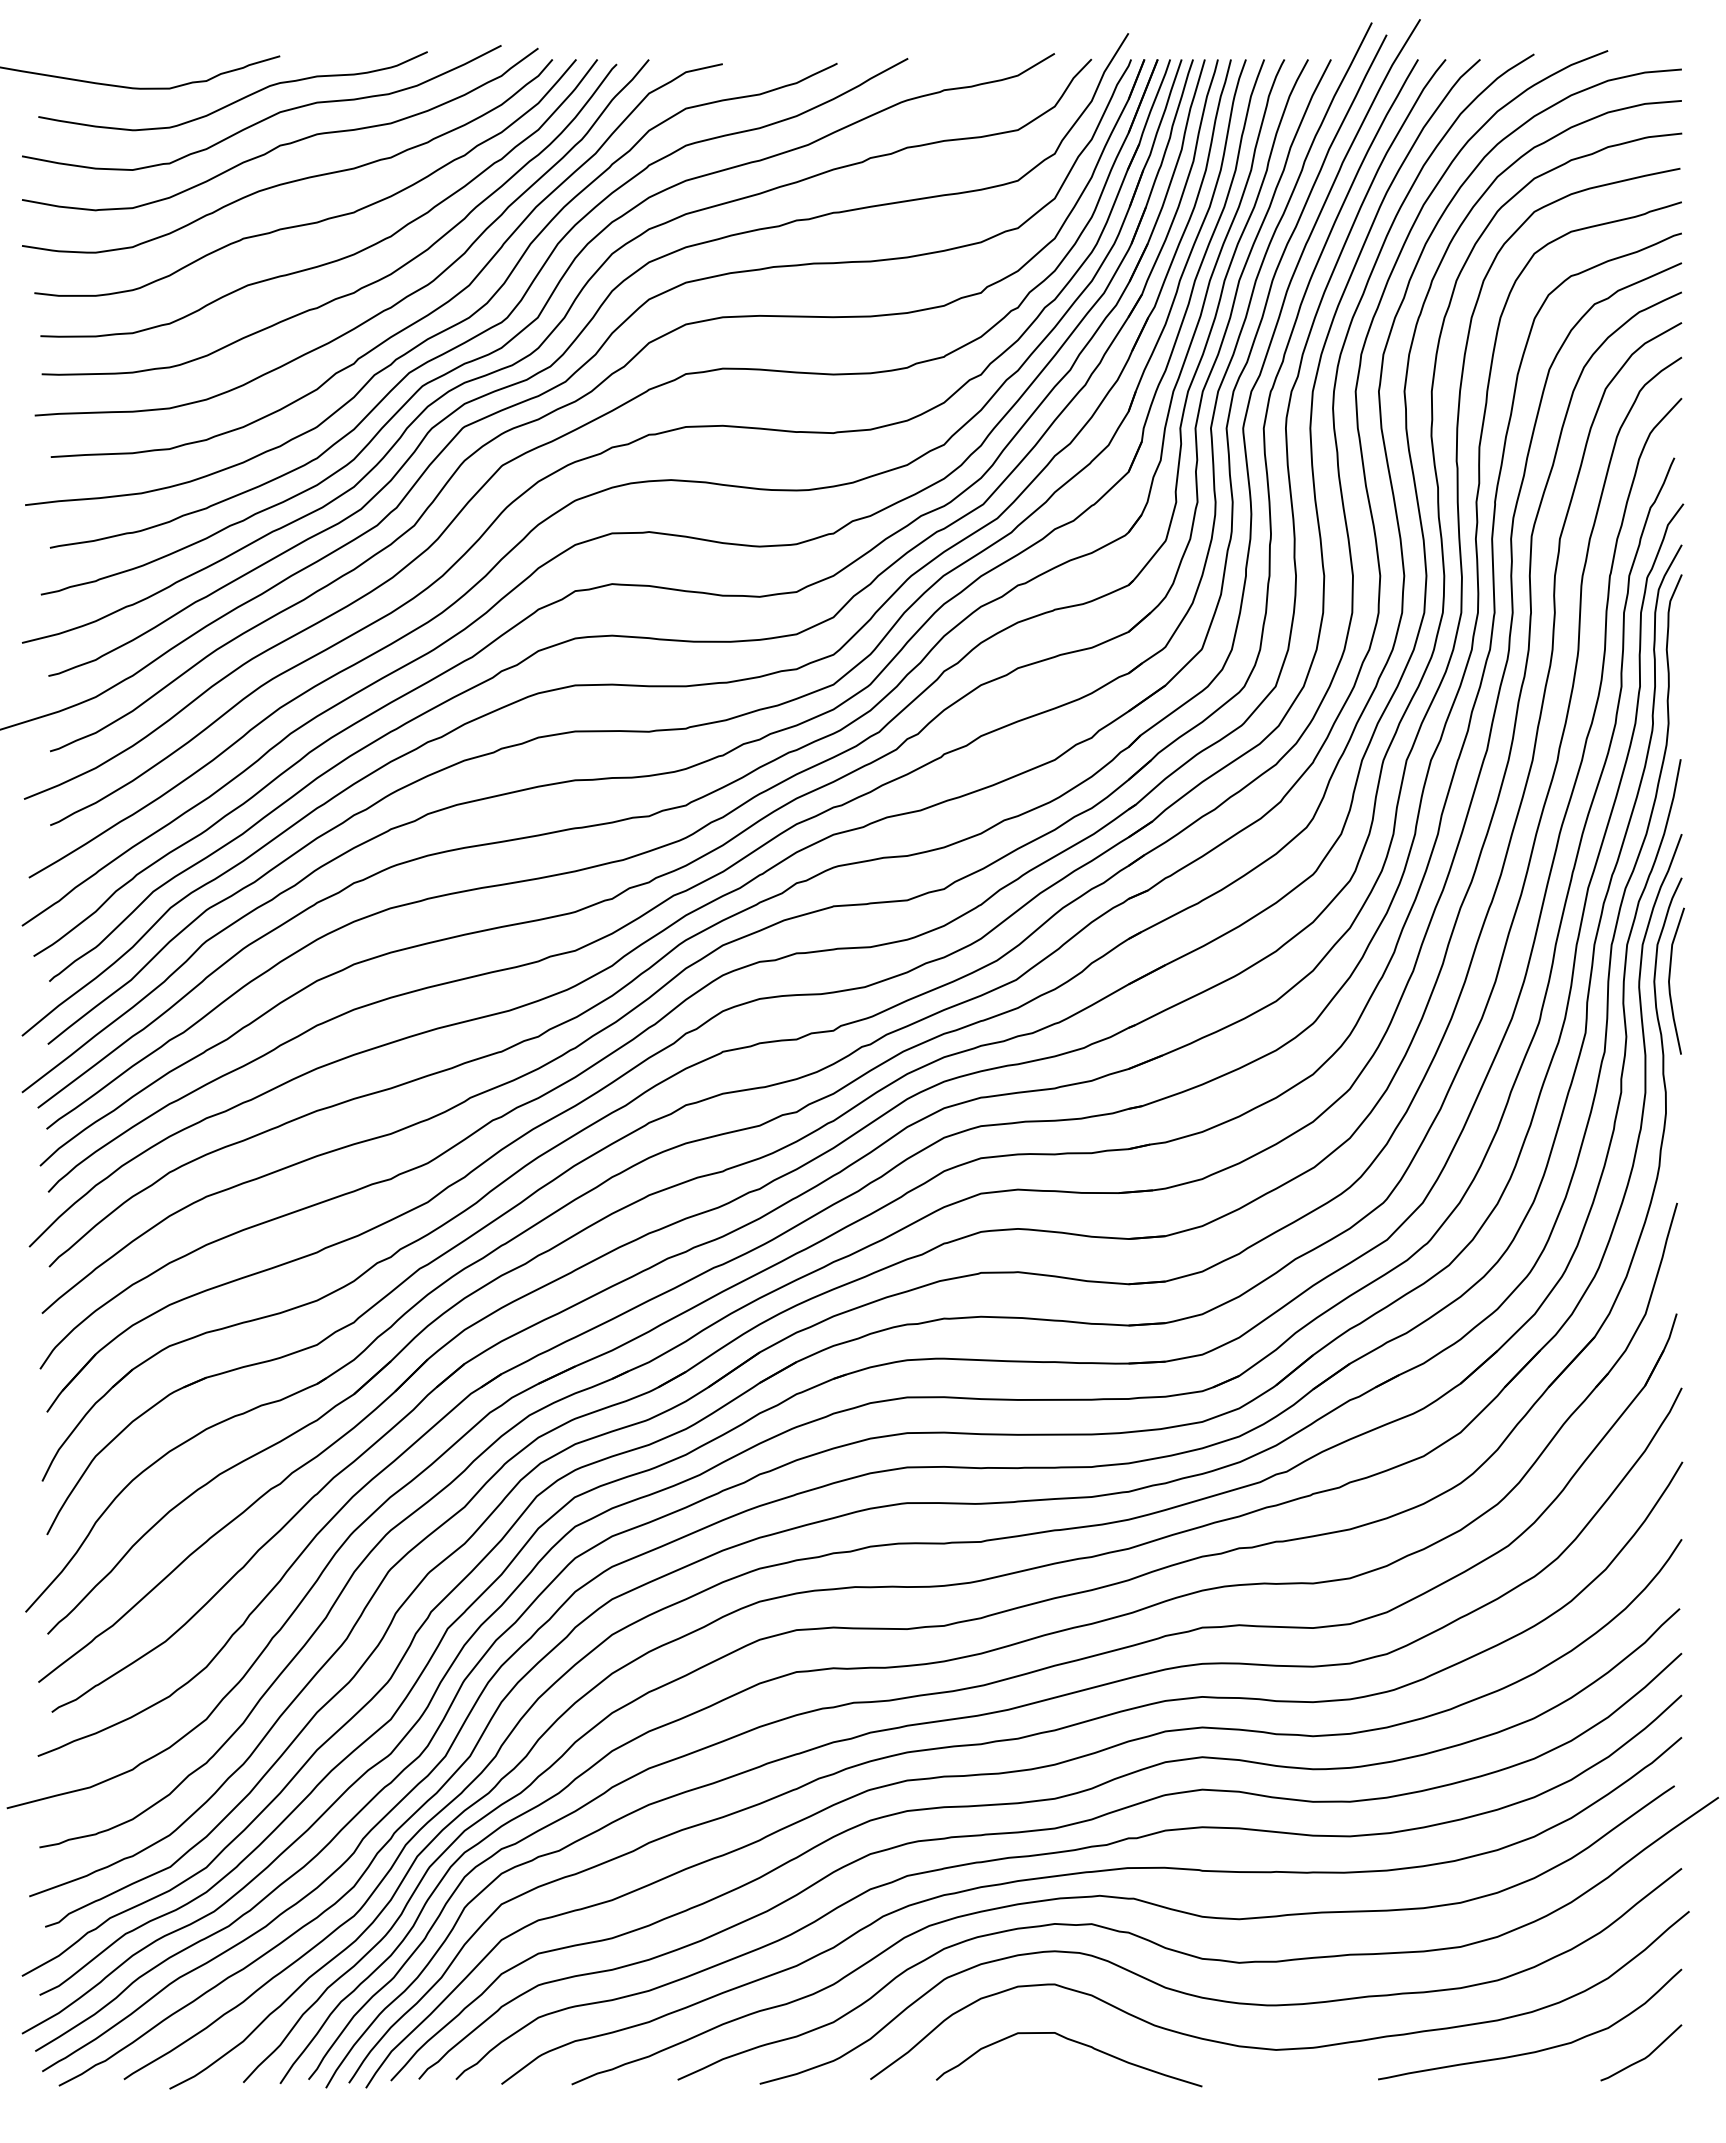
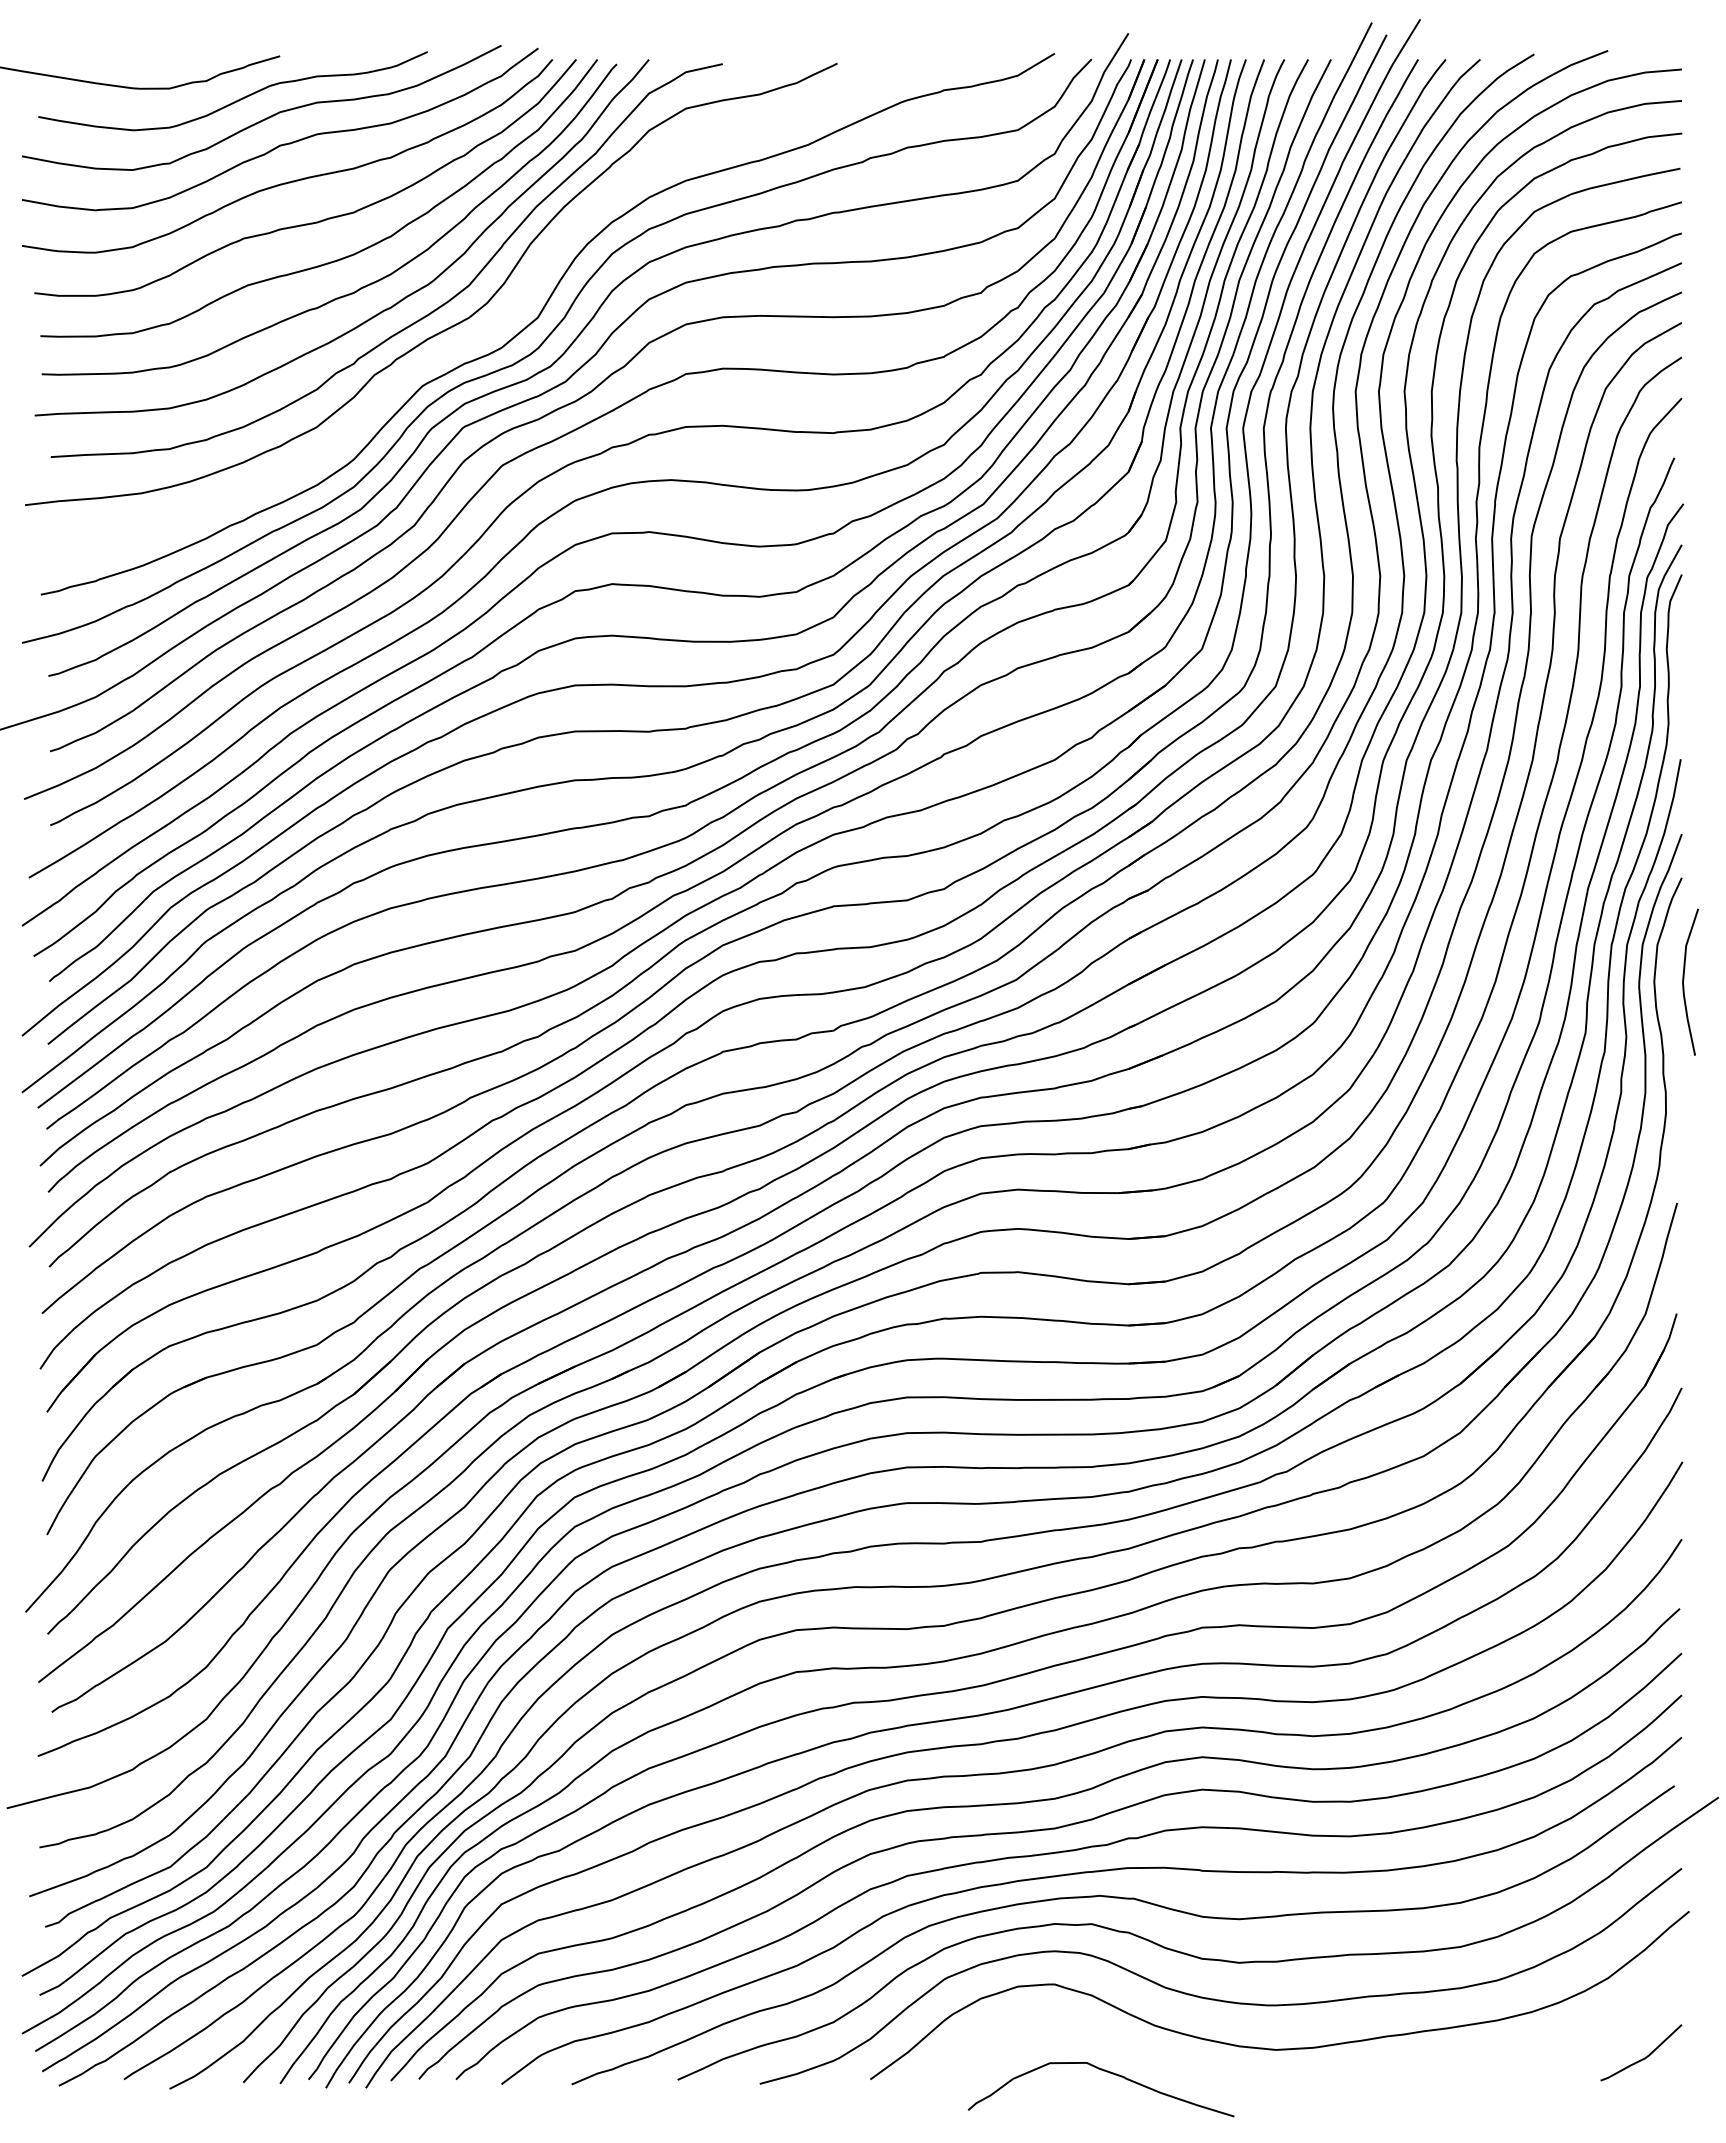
curve: present -> none (489, 327)
curve position: (1670, 979) -> (1684, 980) (1684, 980)
curve position: (1074, 2042) -> (1106, 2072) (1106, 2072)
curve: present -> none (1536, 2050)
